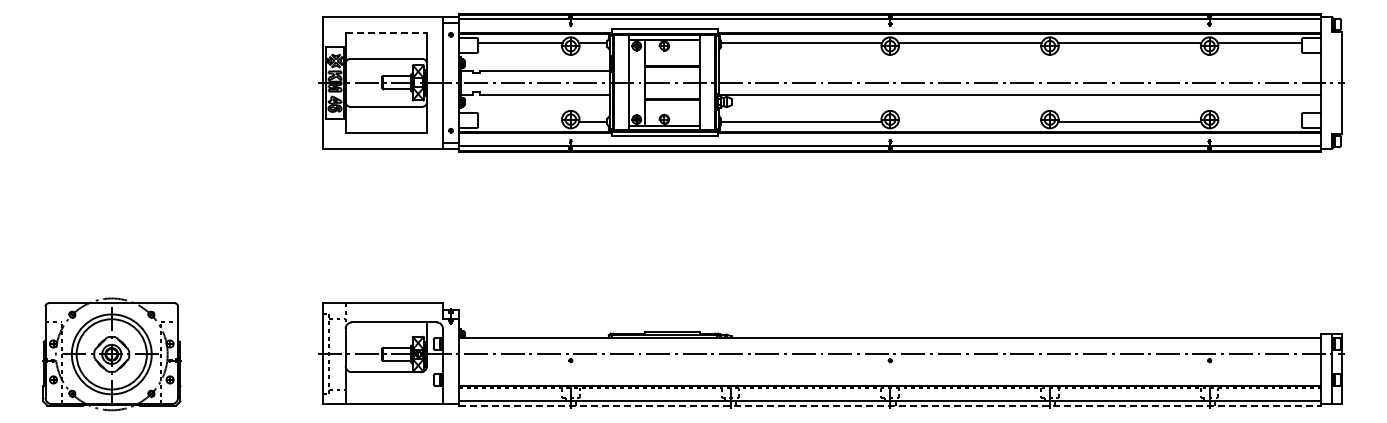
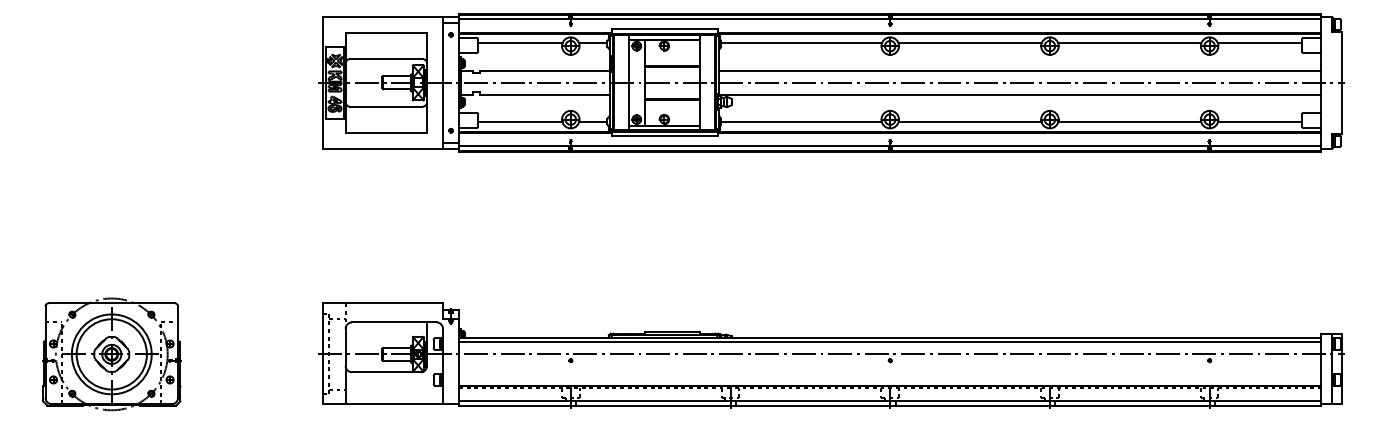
line: dashed -> solid (386, 32)
line: none -> present (1019, 70)
line: none -> present (520, 122)
line: none -> present (969, 122)
line: none -> present (1259, 122)
line: none -> present (890, 342)
line: dashed -> solid (890, 405)
